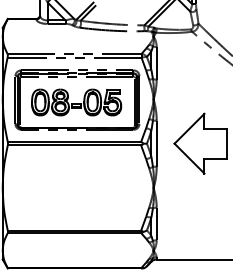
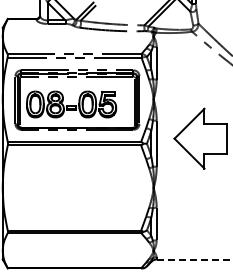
part position: (76, 102) -> (71, 104) (71, 104)
part position: (200, 143) -> (200, 138) (200, 138)
line: solid -> dashed (194, 259)
